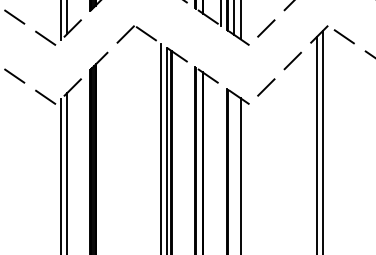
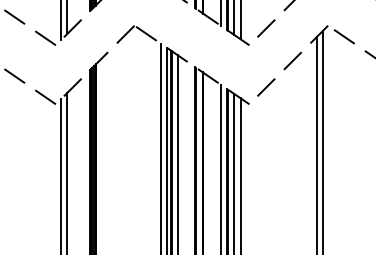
line: none -> present (178, 153)
line: none -> present (220, 167)
line: none -> present (233, 172)
